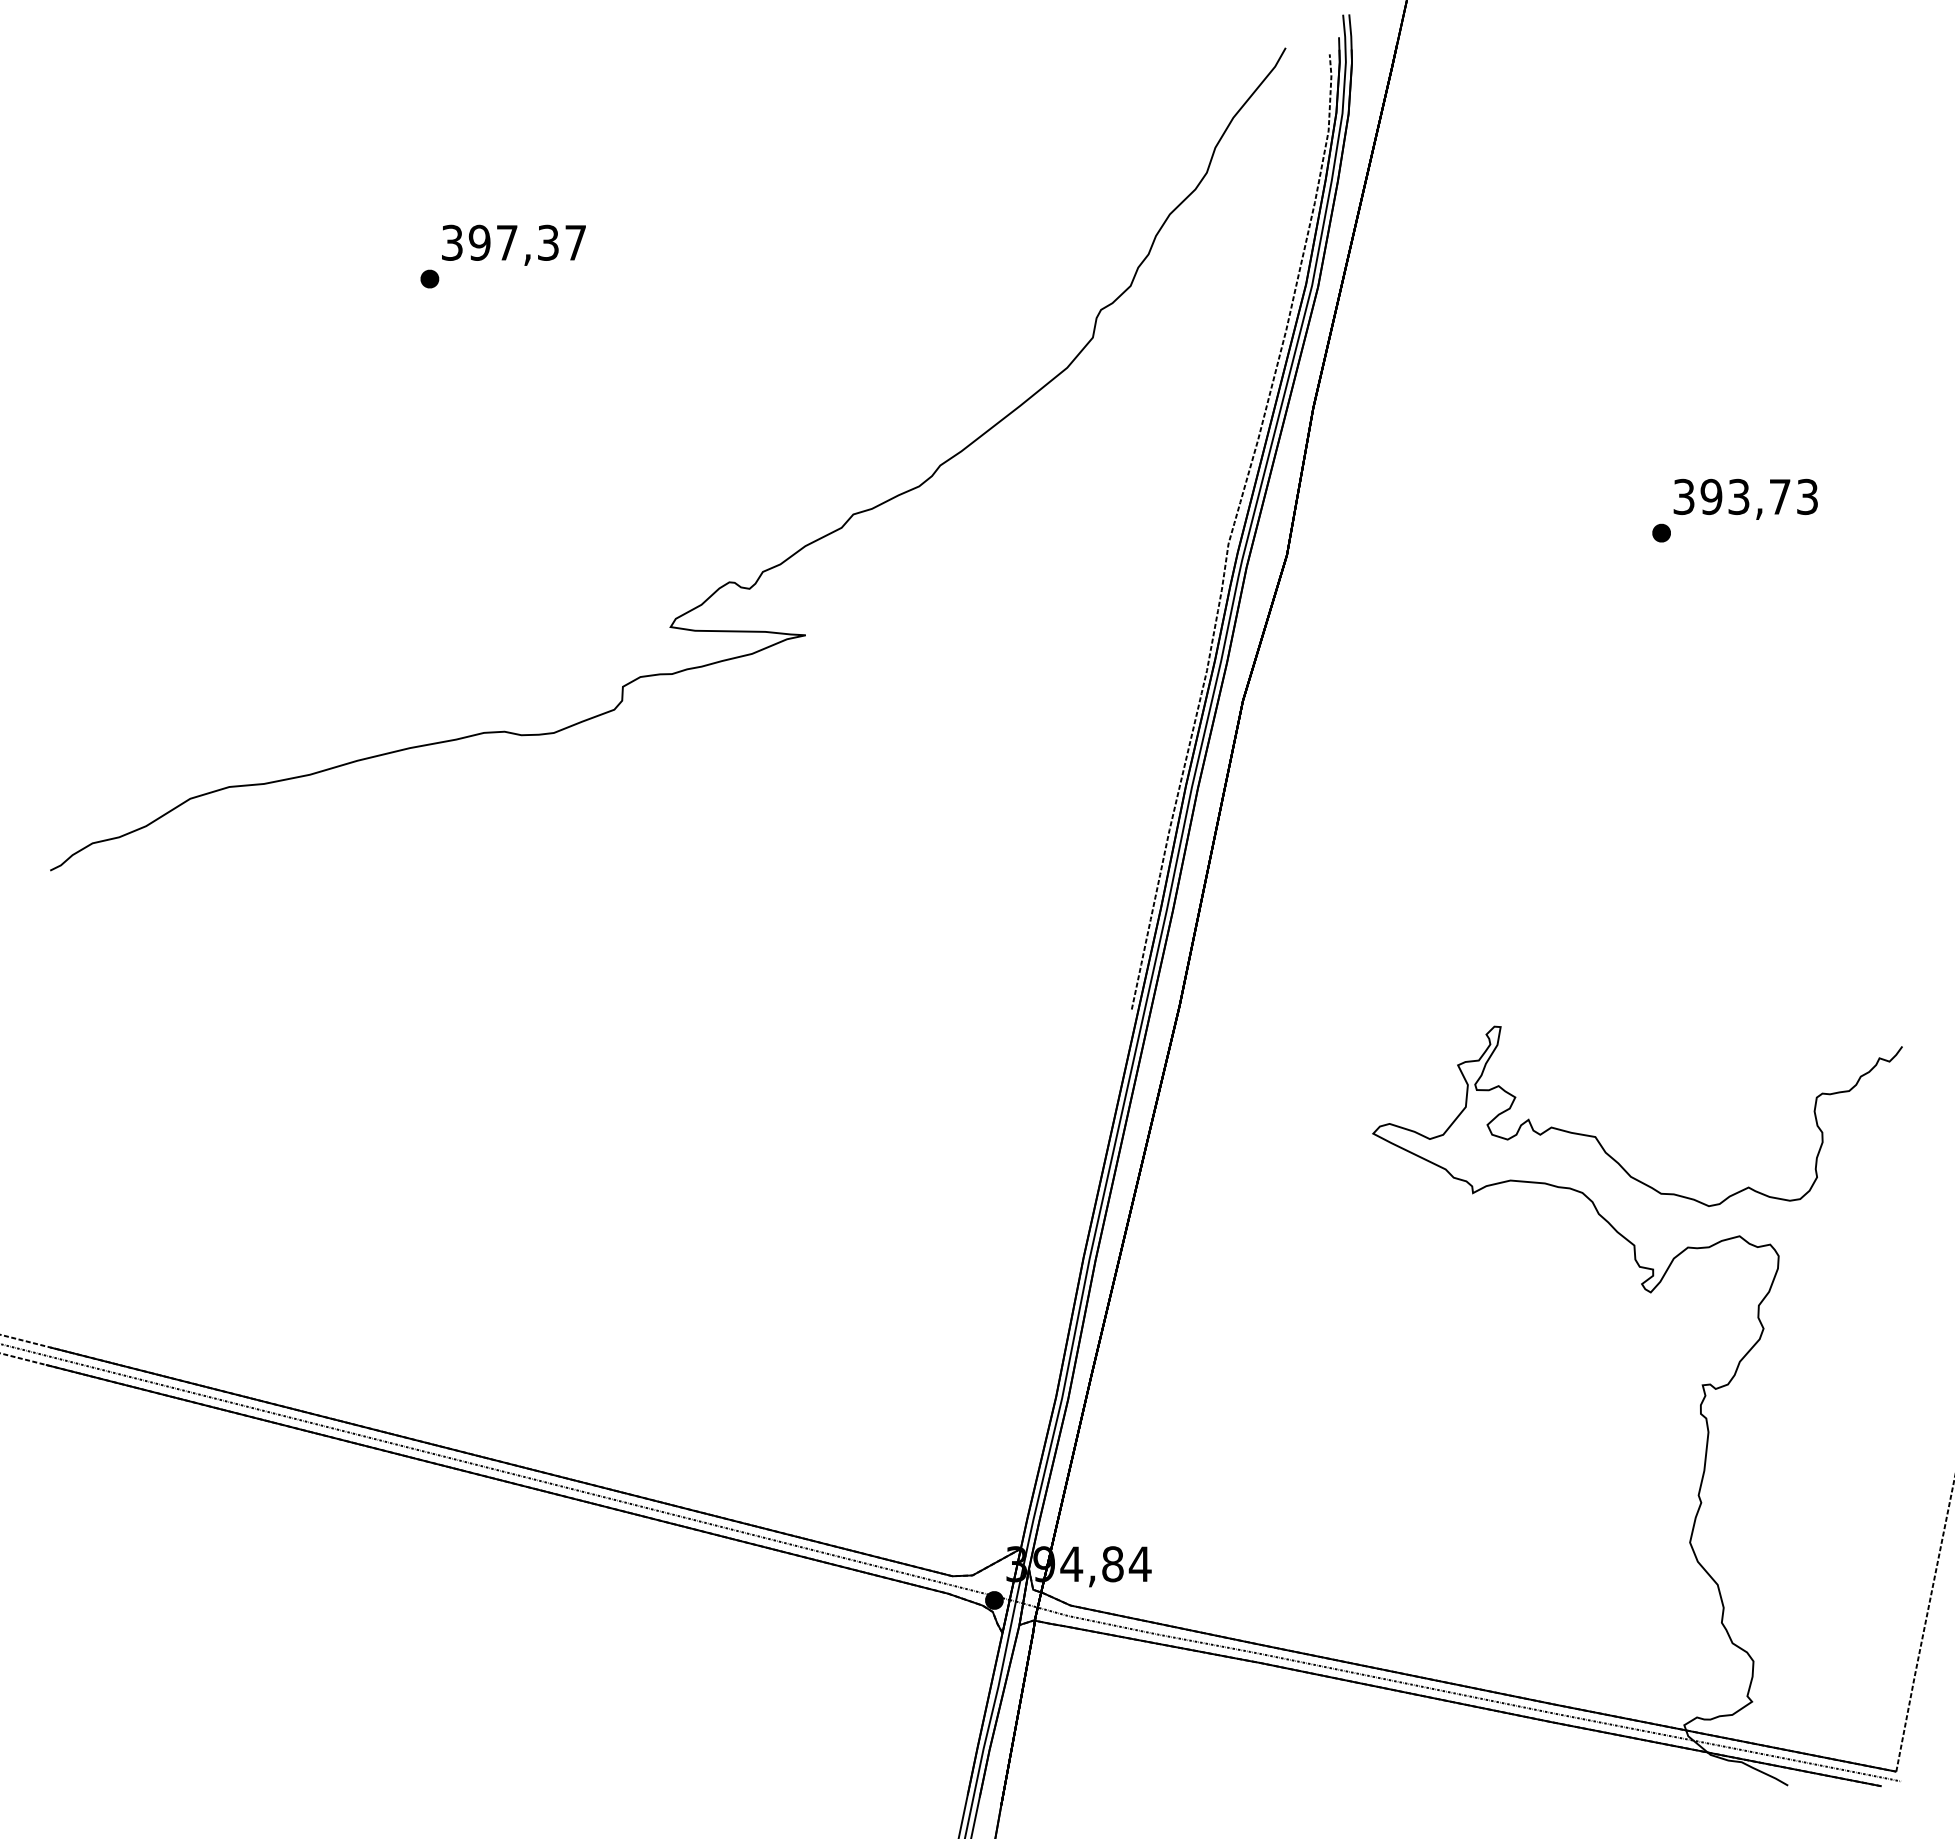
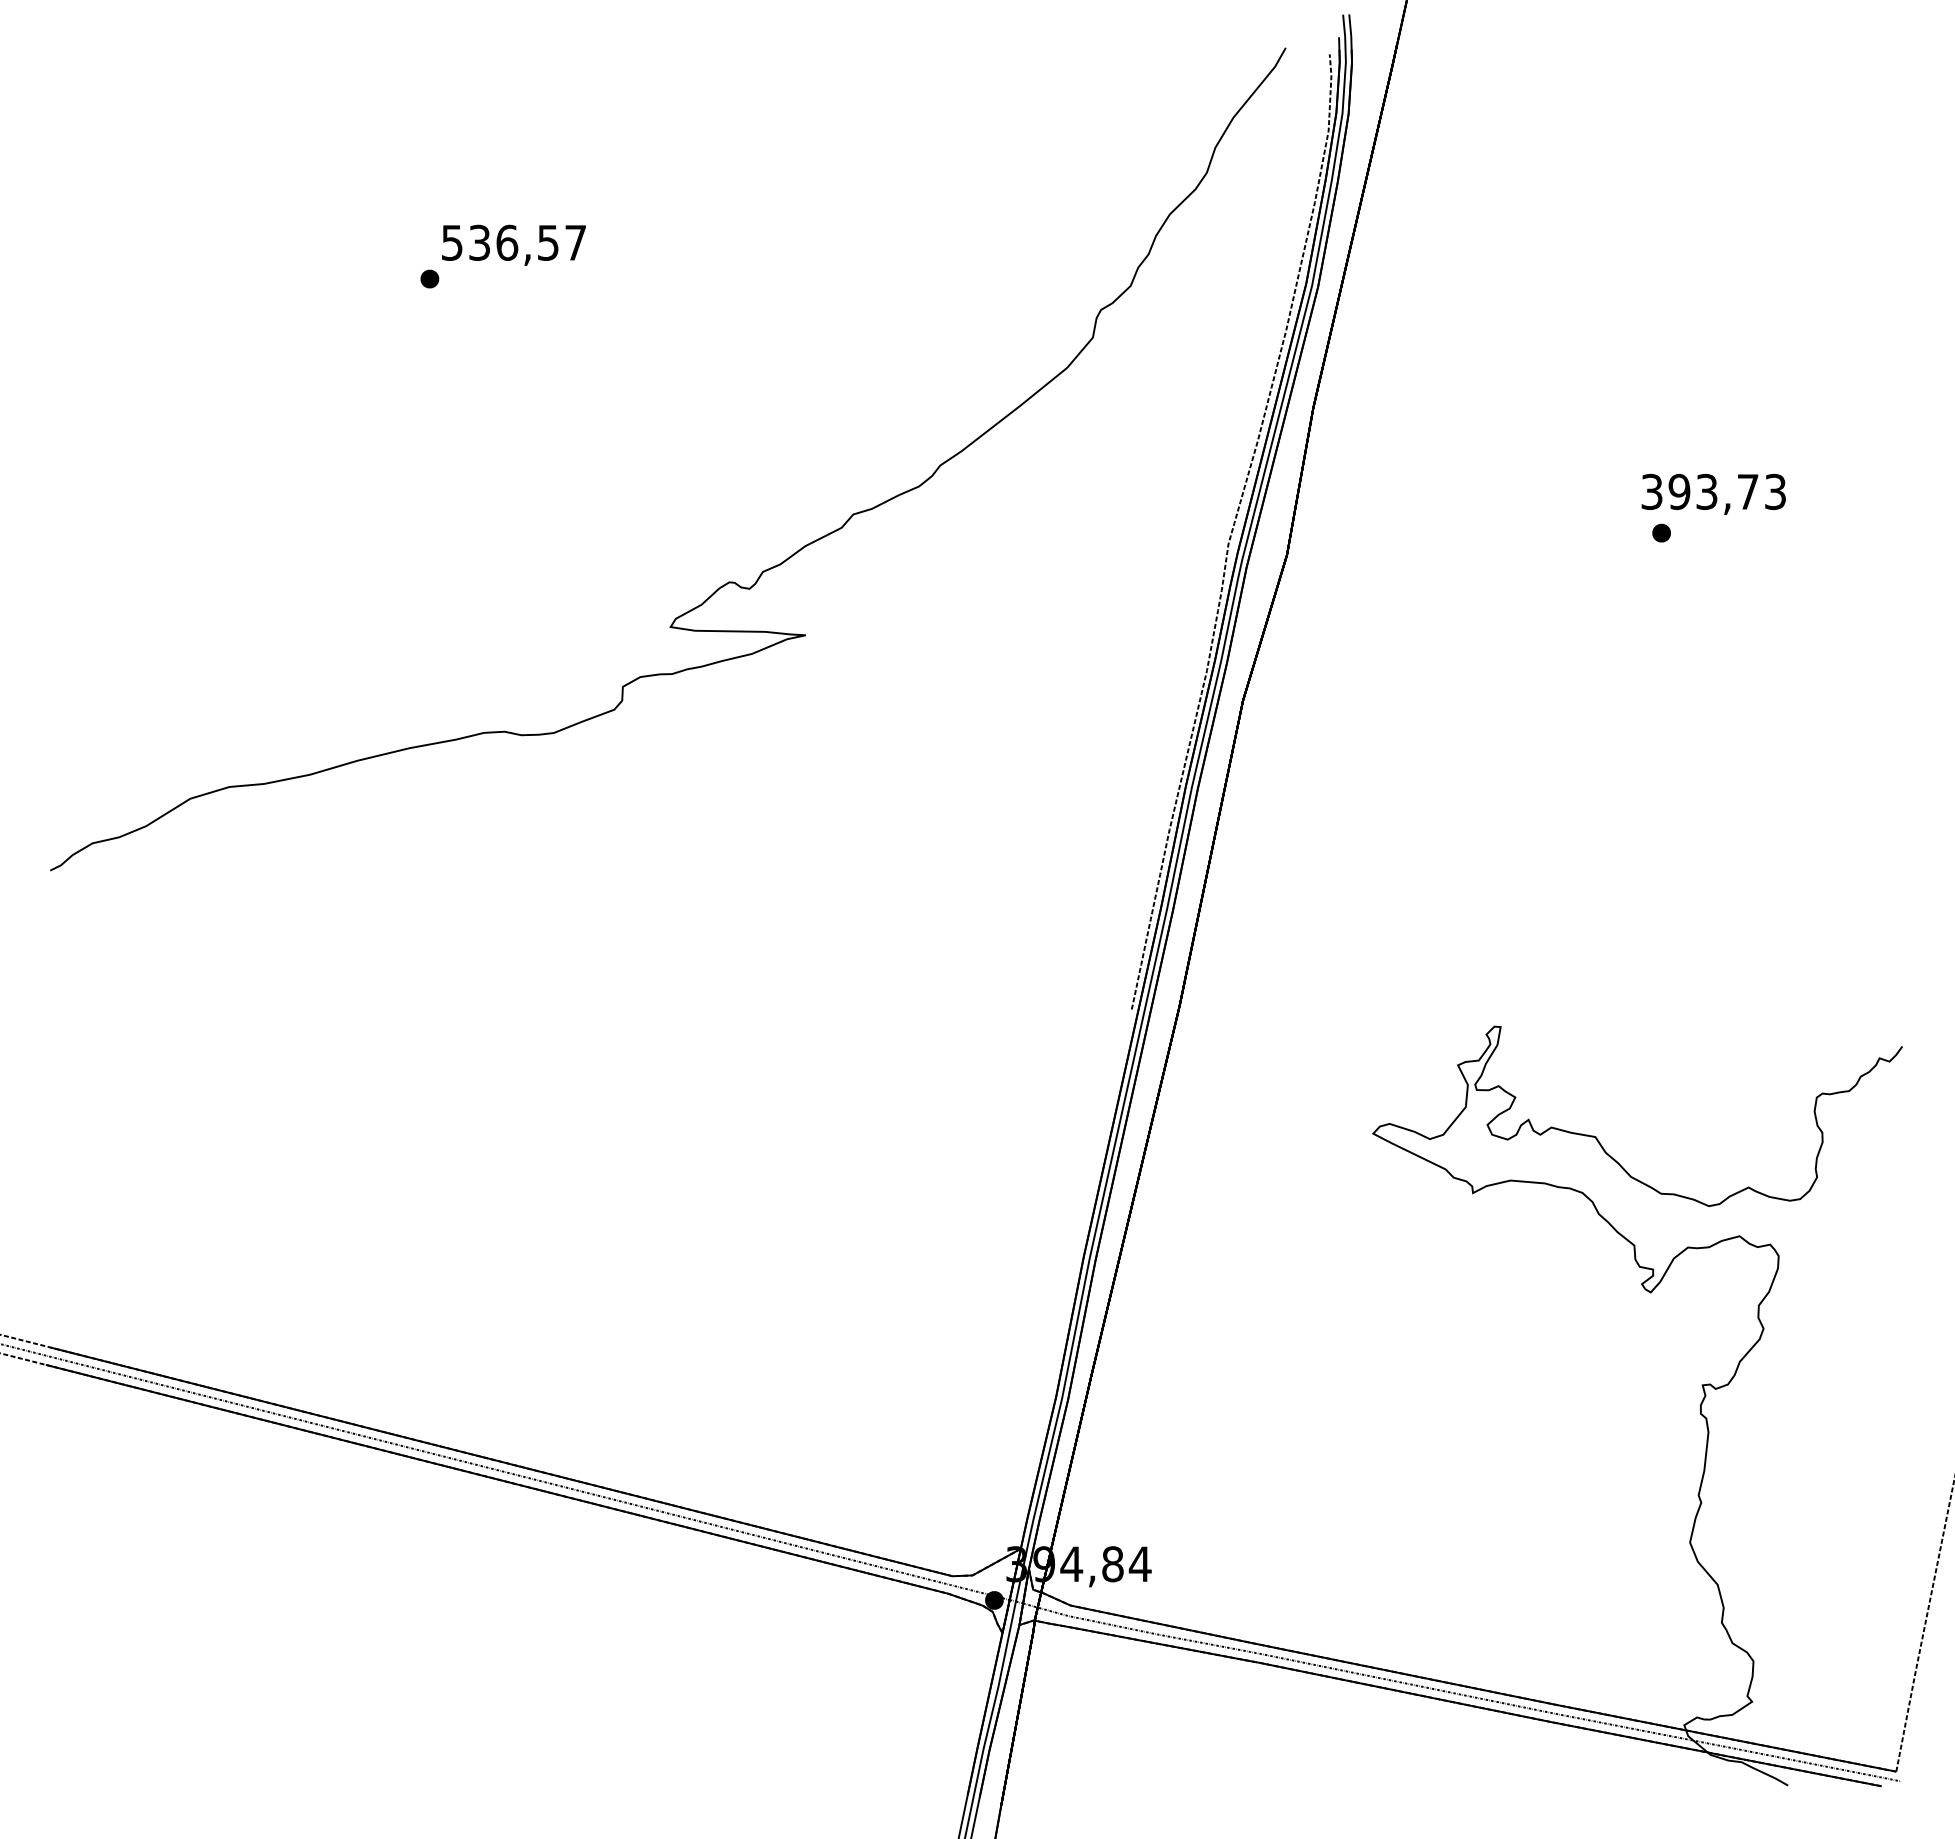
text: 397,37 -> 536,57 (500, 242)
text position: (1745, 498) -> (1713, 493) (1713, 493)
